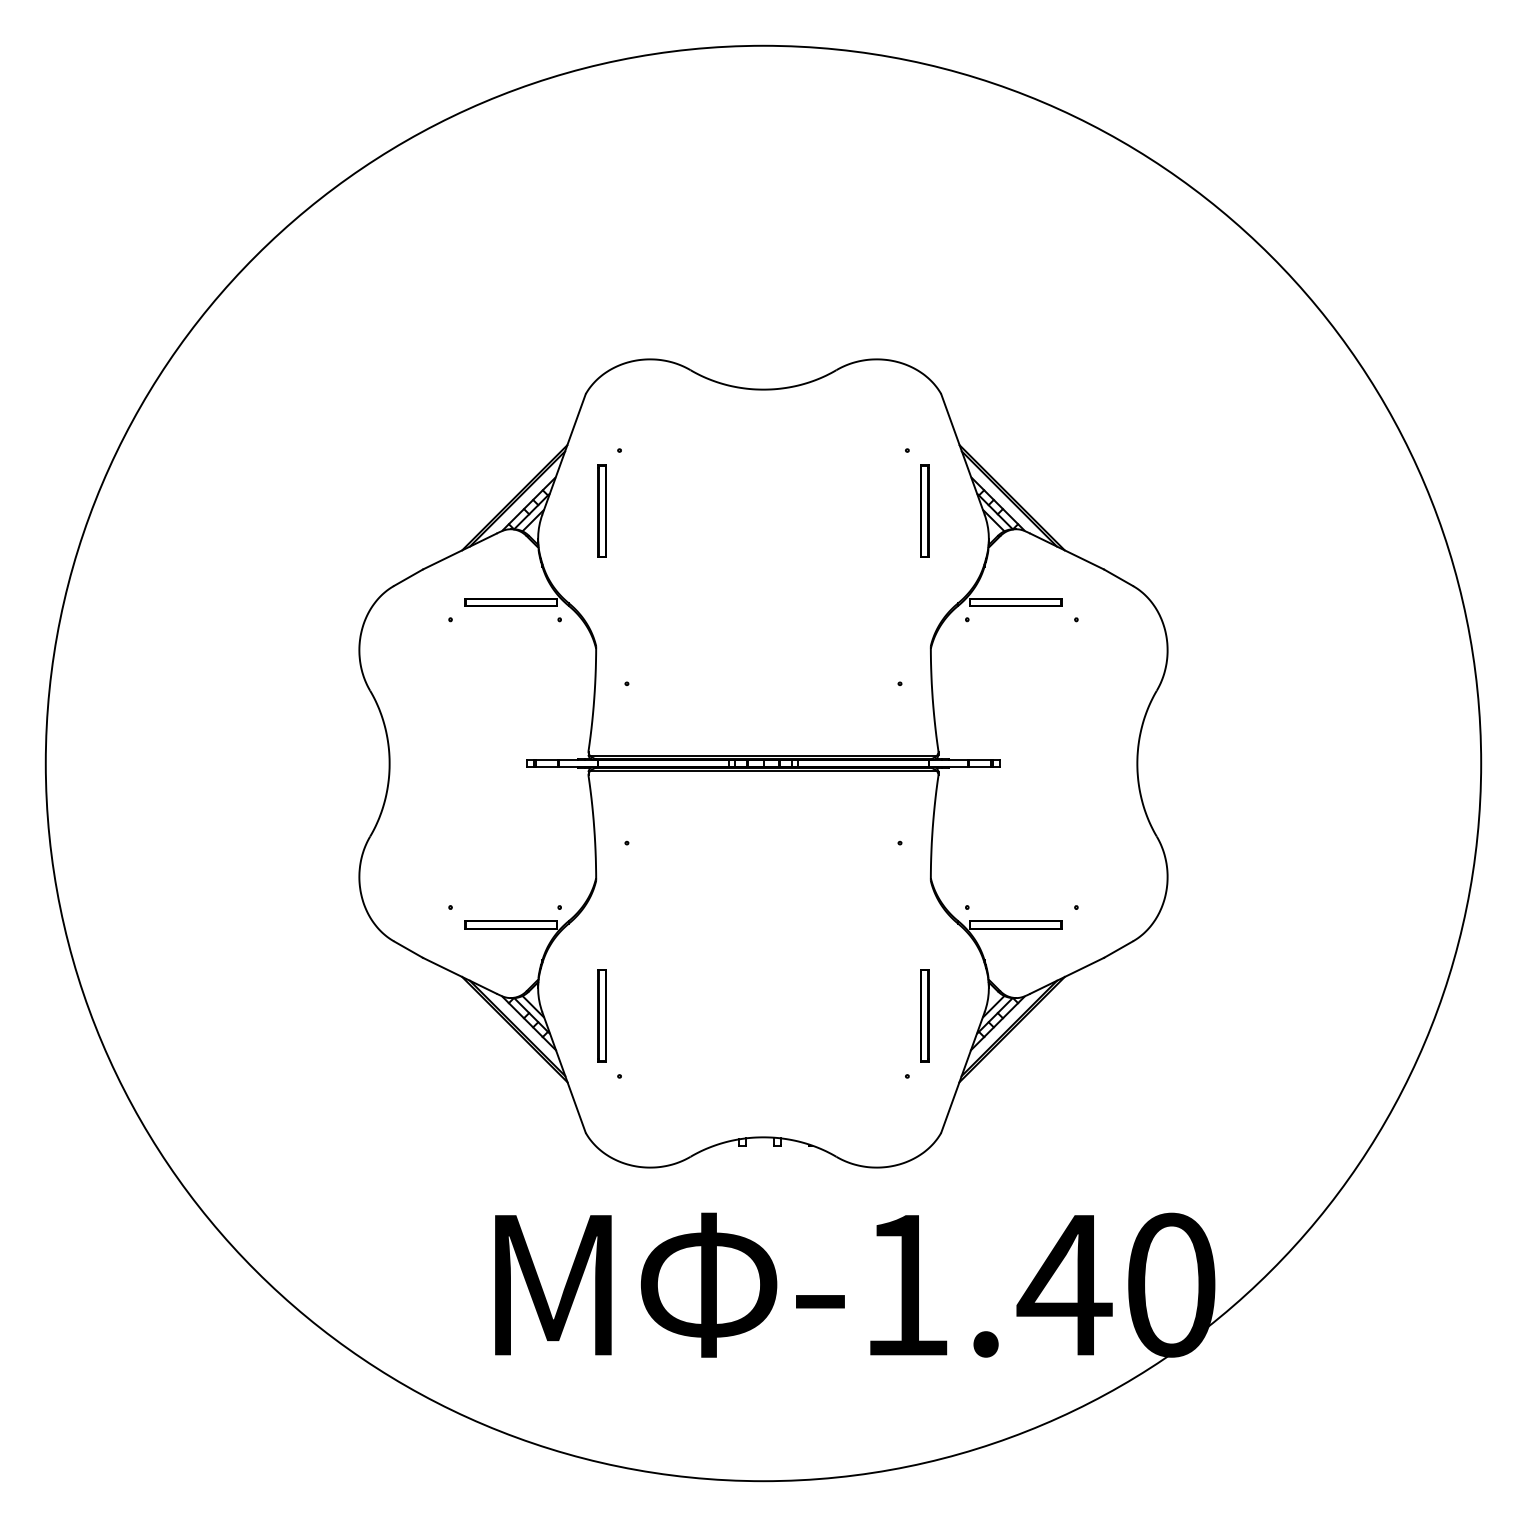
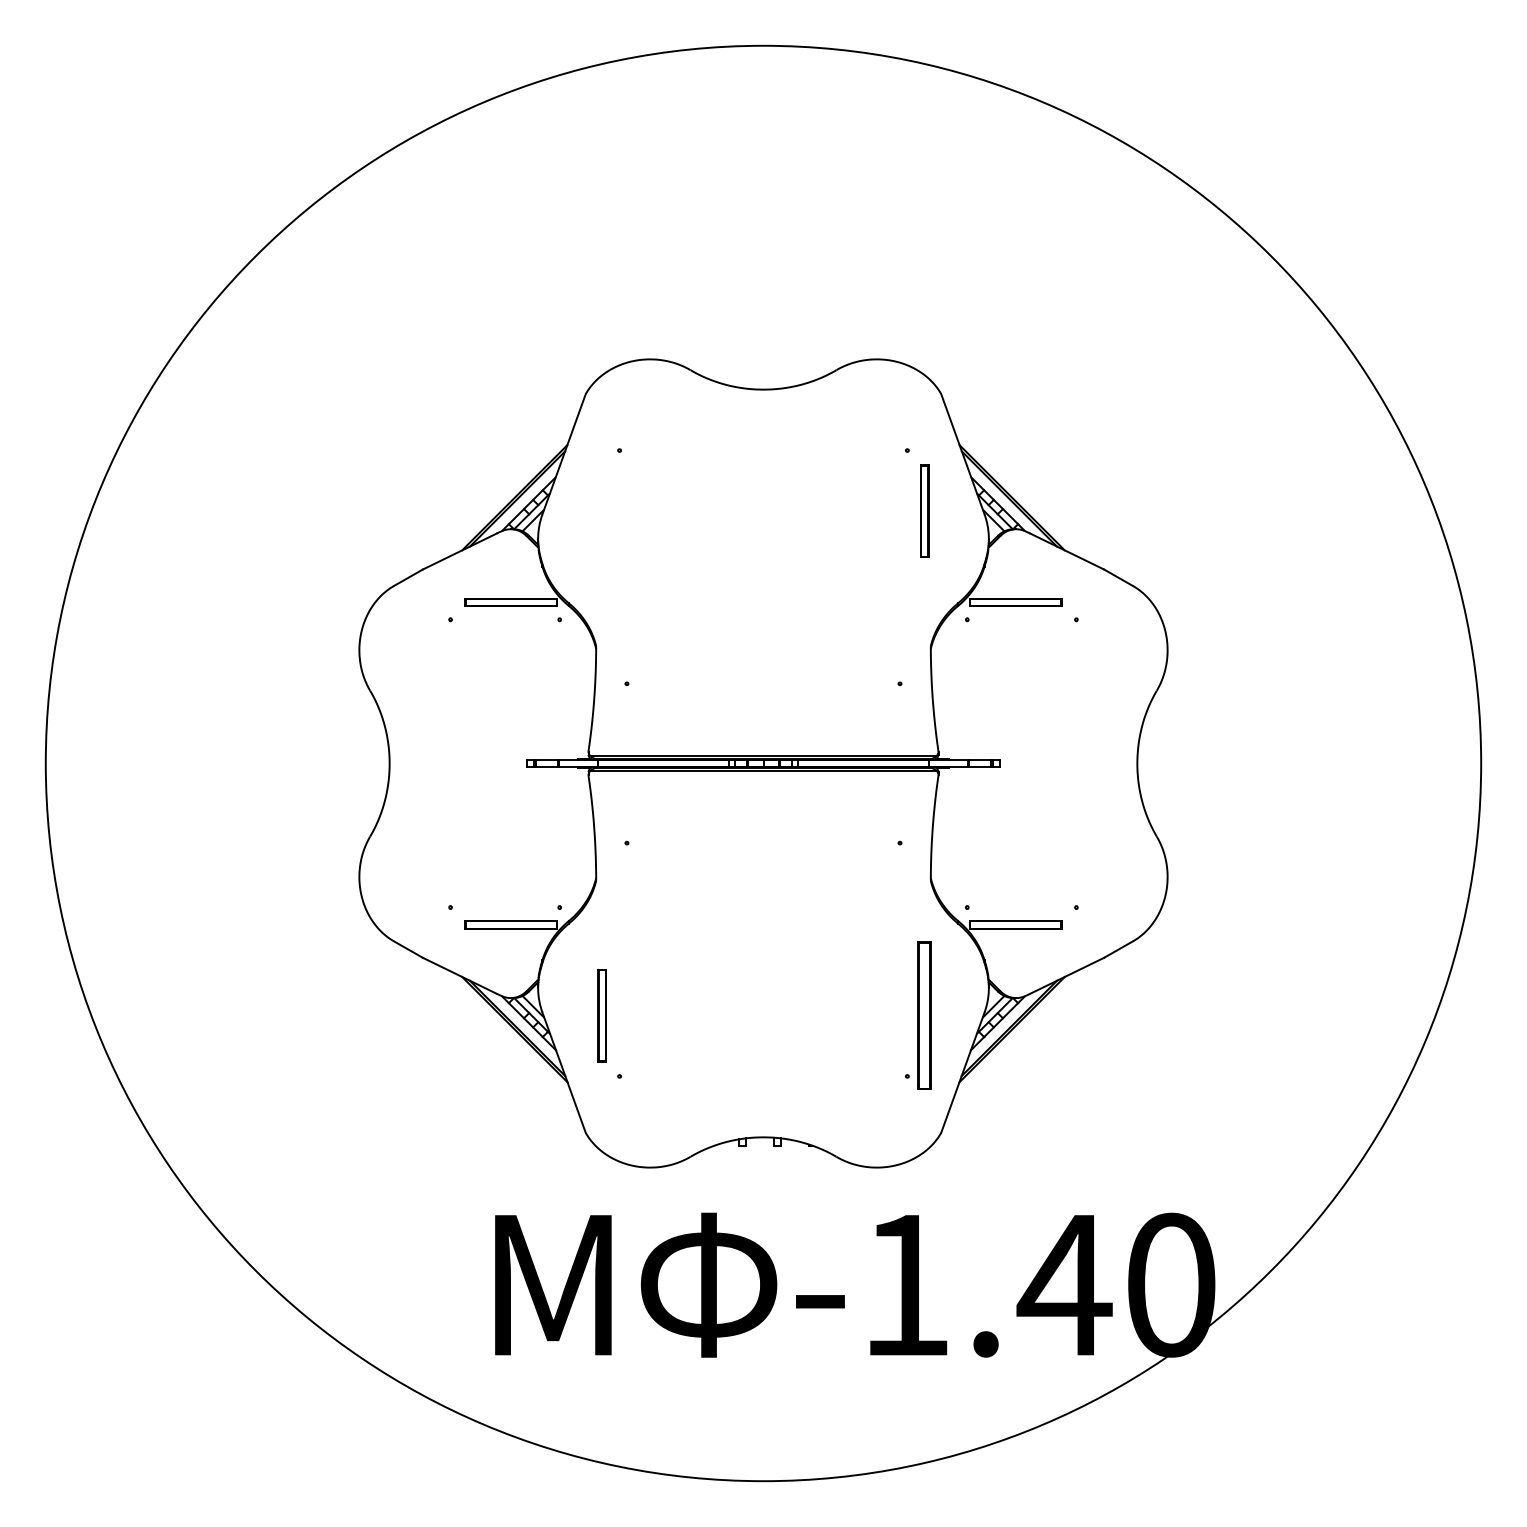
part: present -> none (601, 510)
part size: 10x94 px -> 15x149 px (924, 1015)
